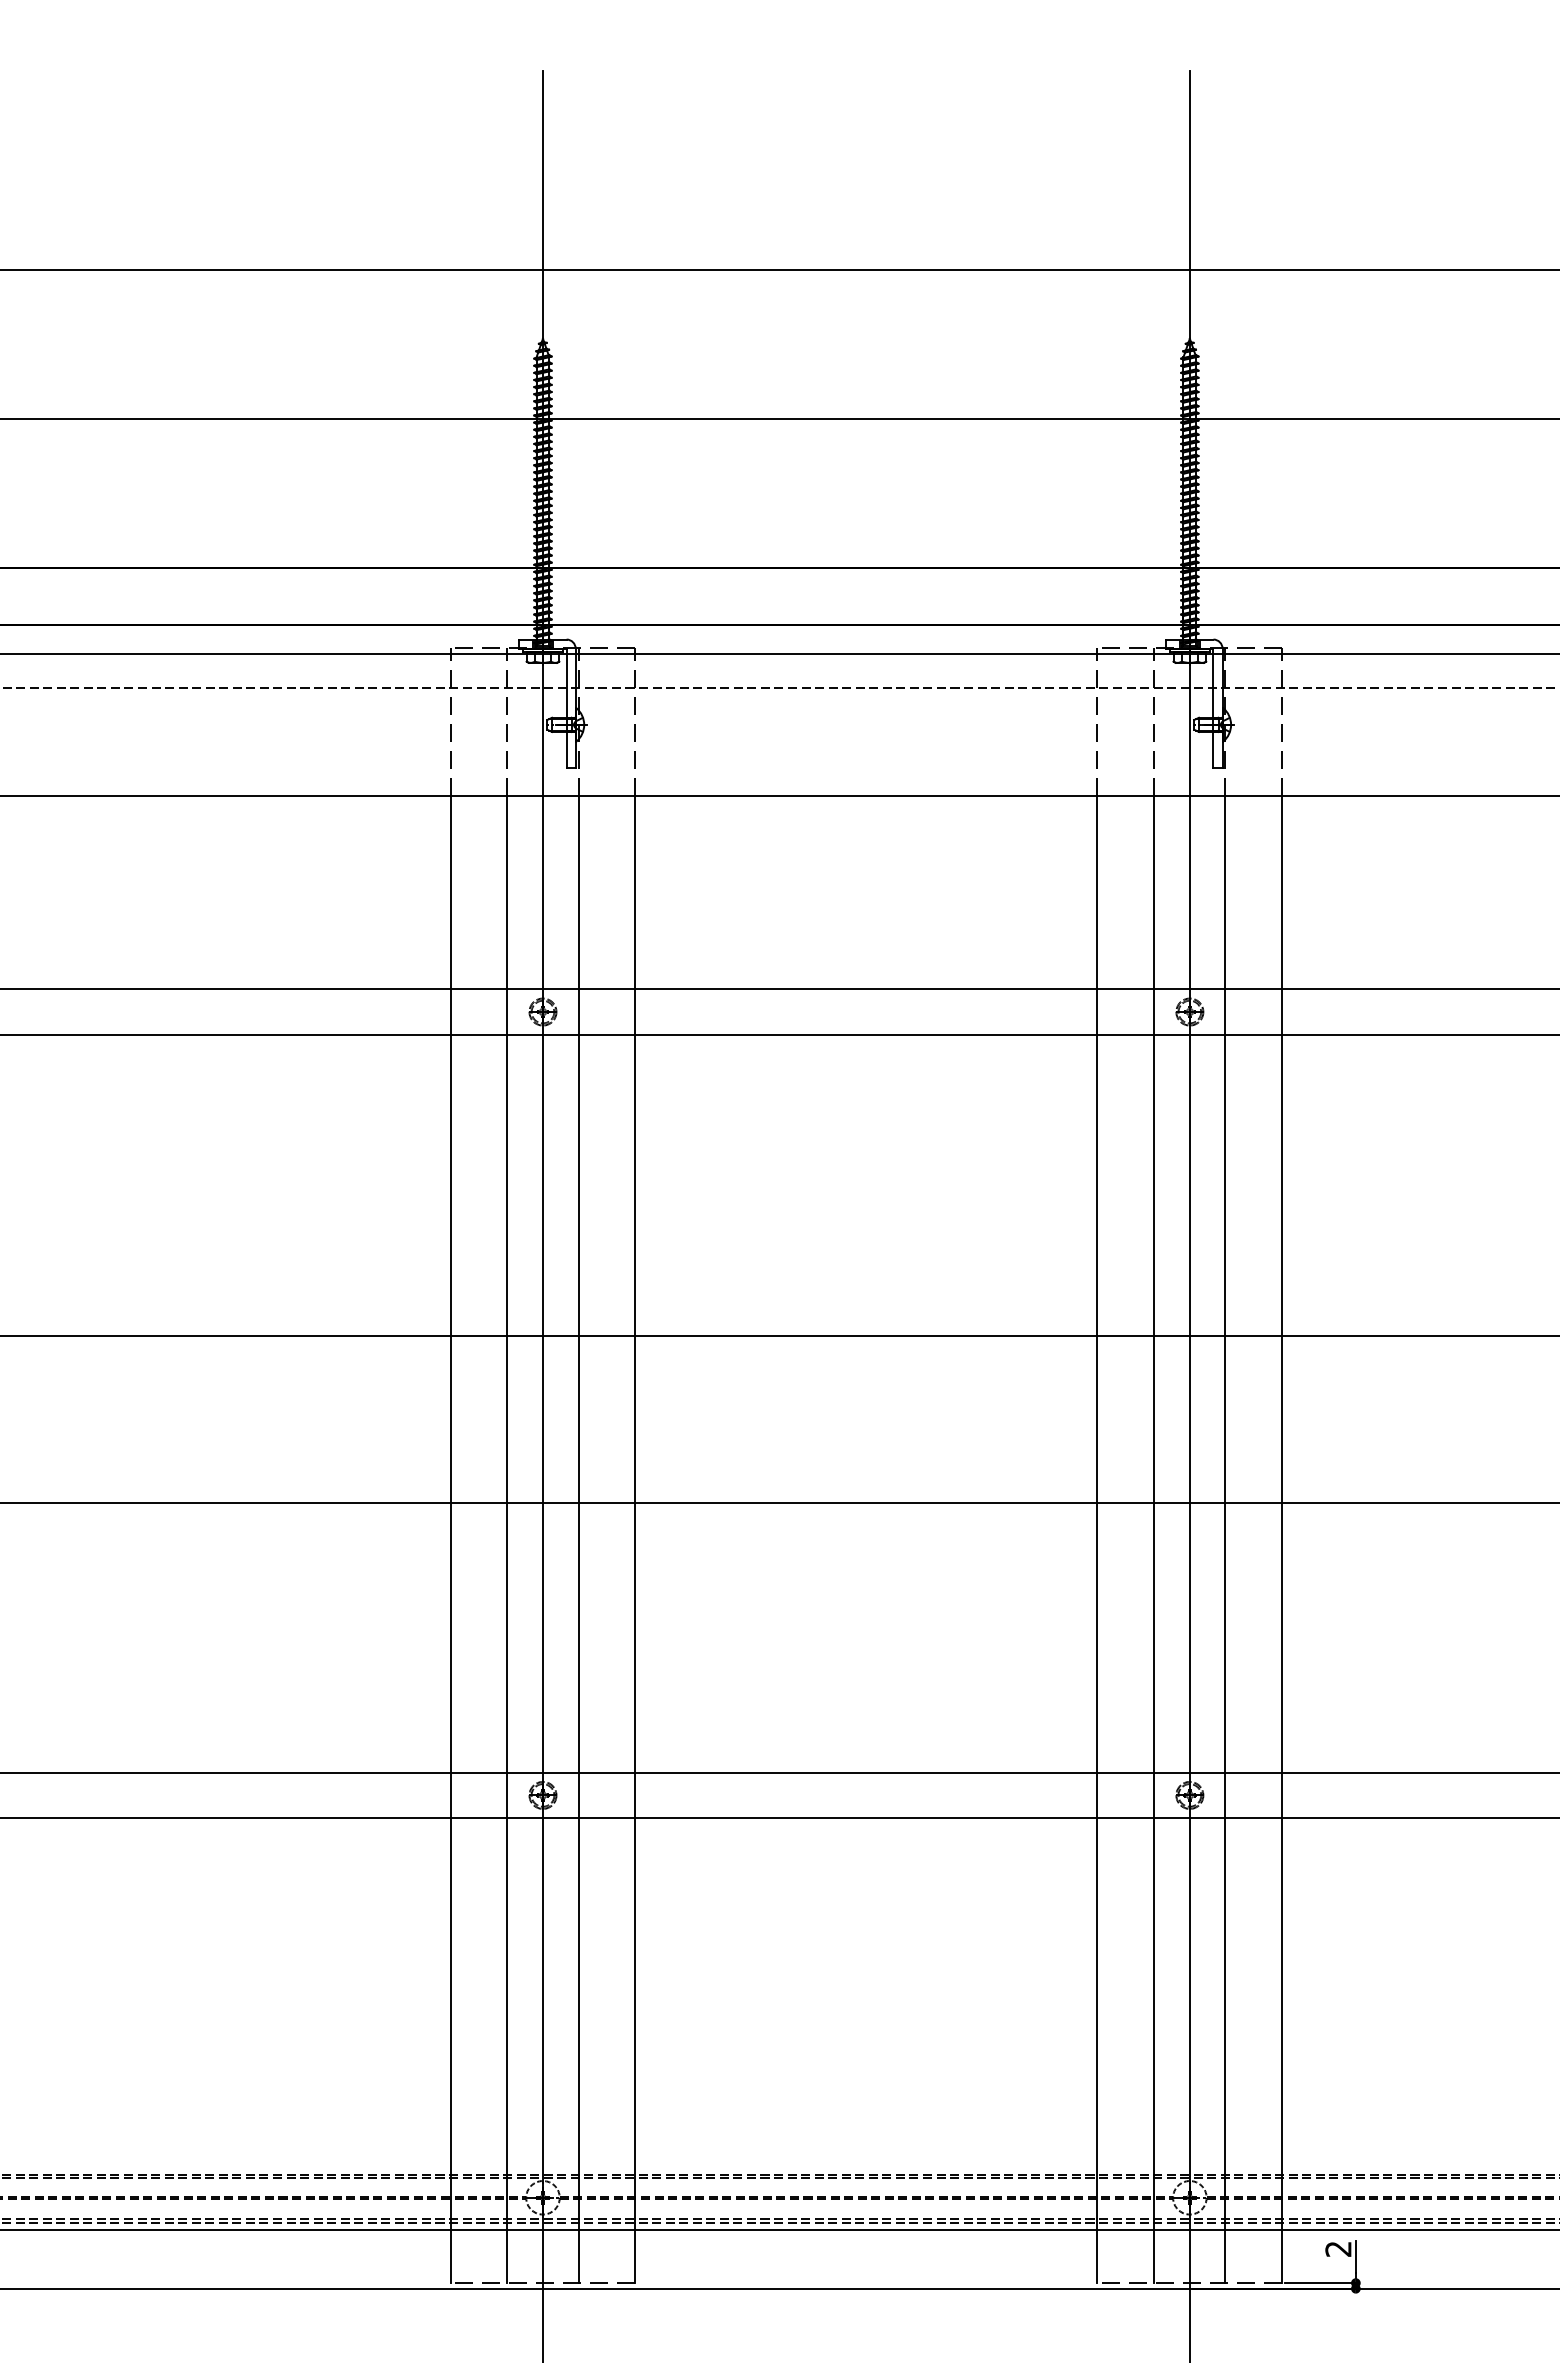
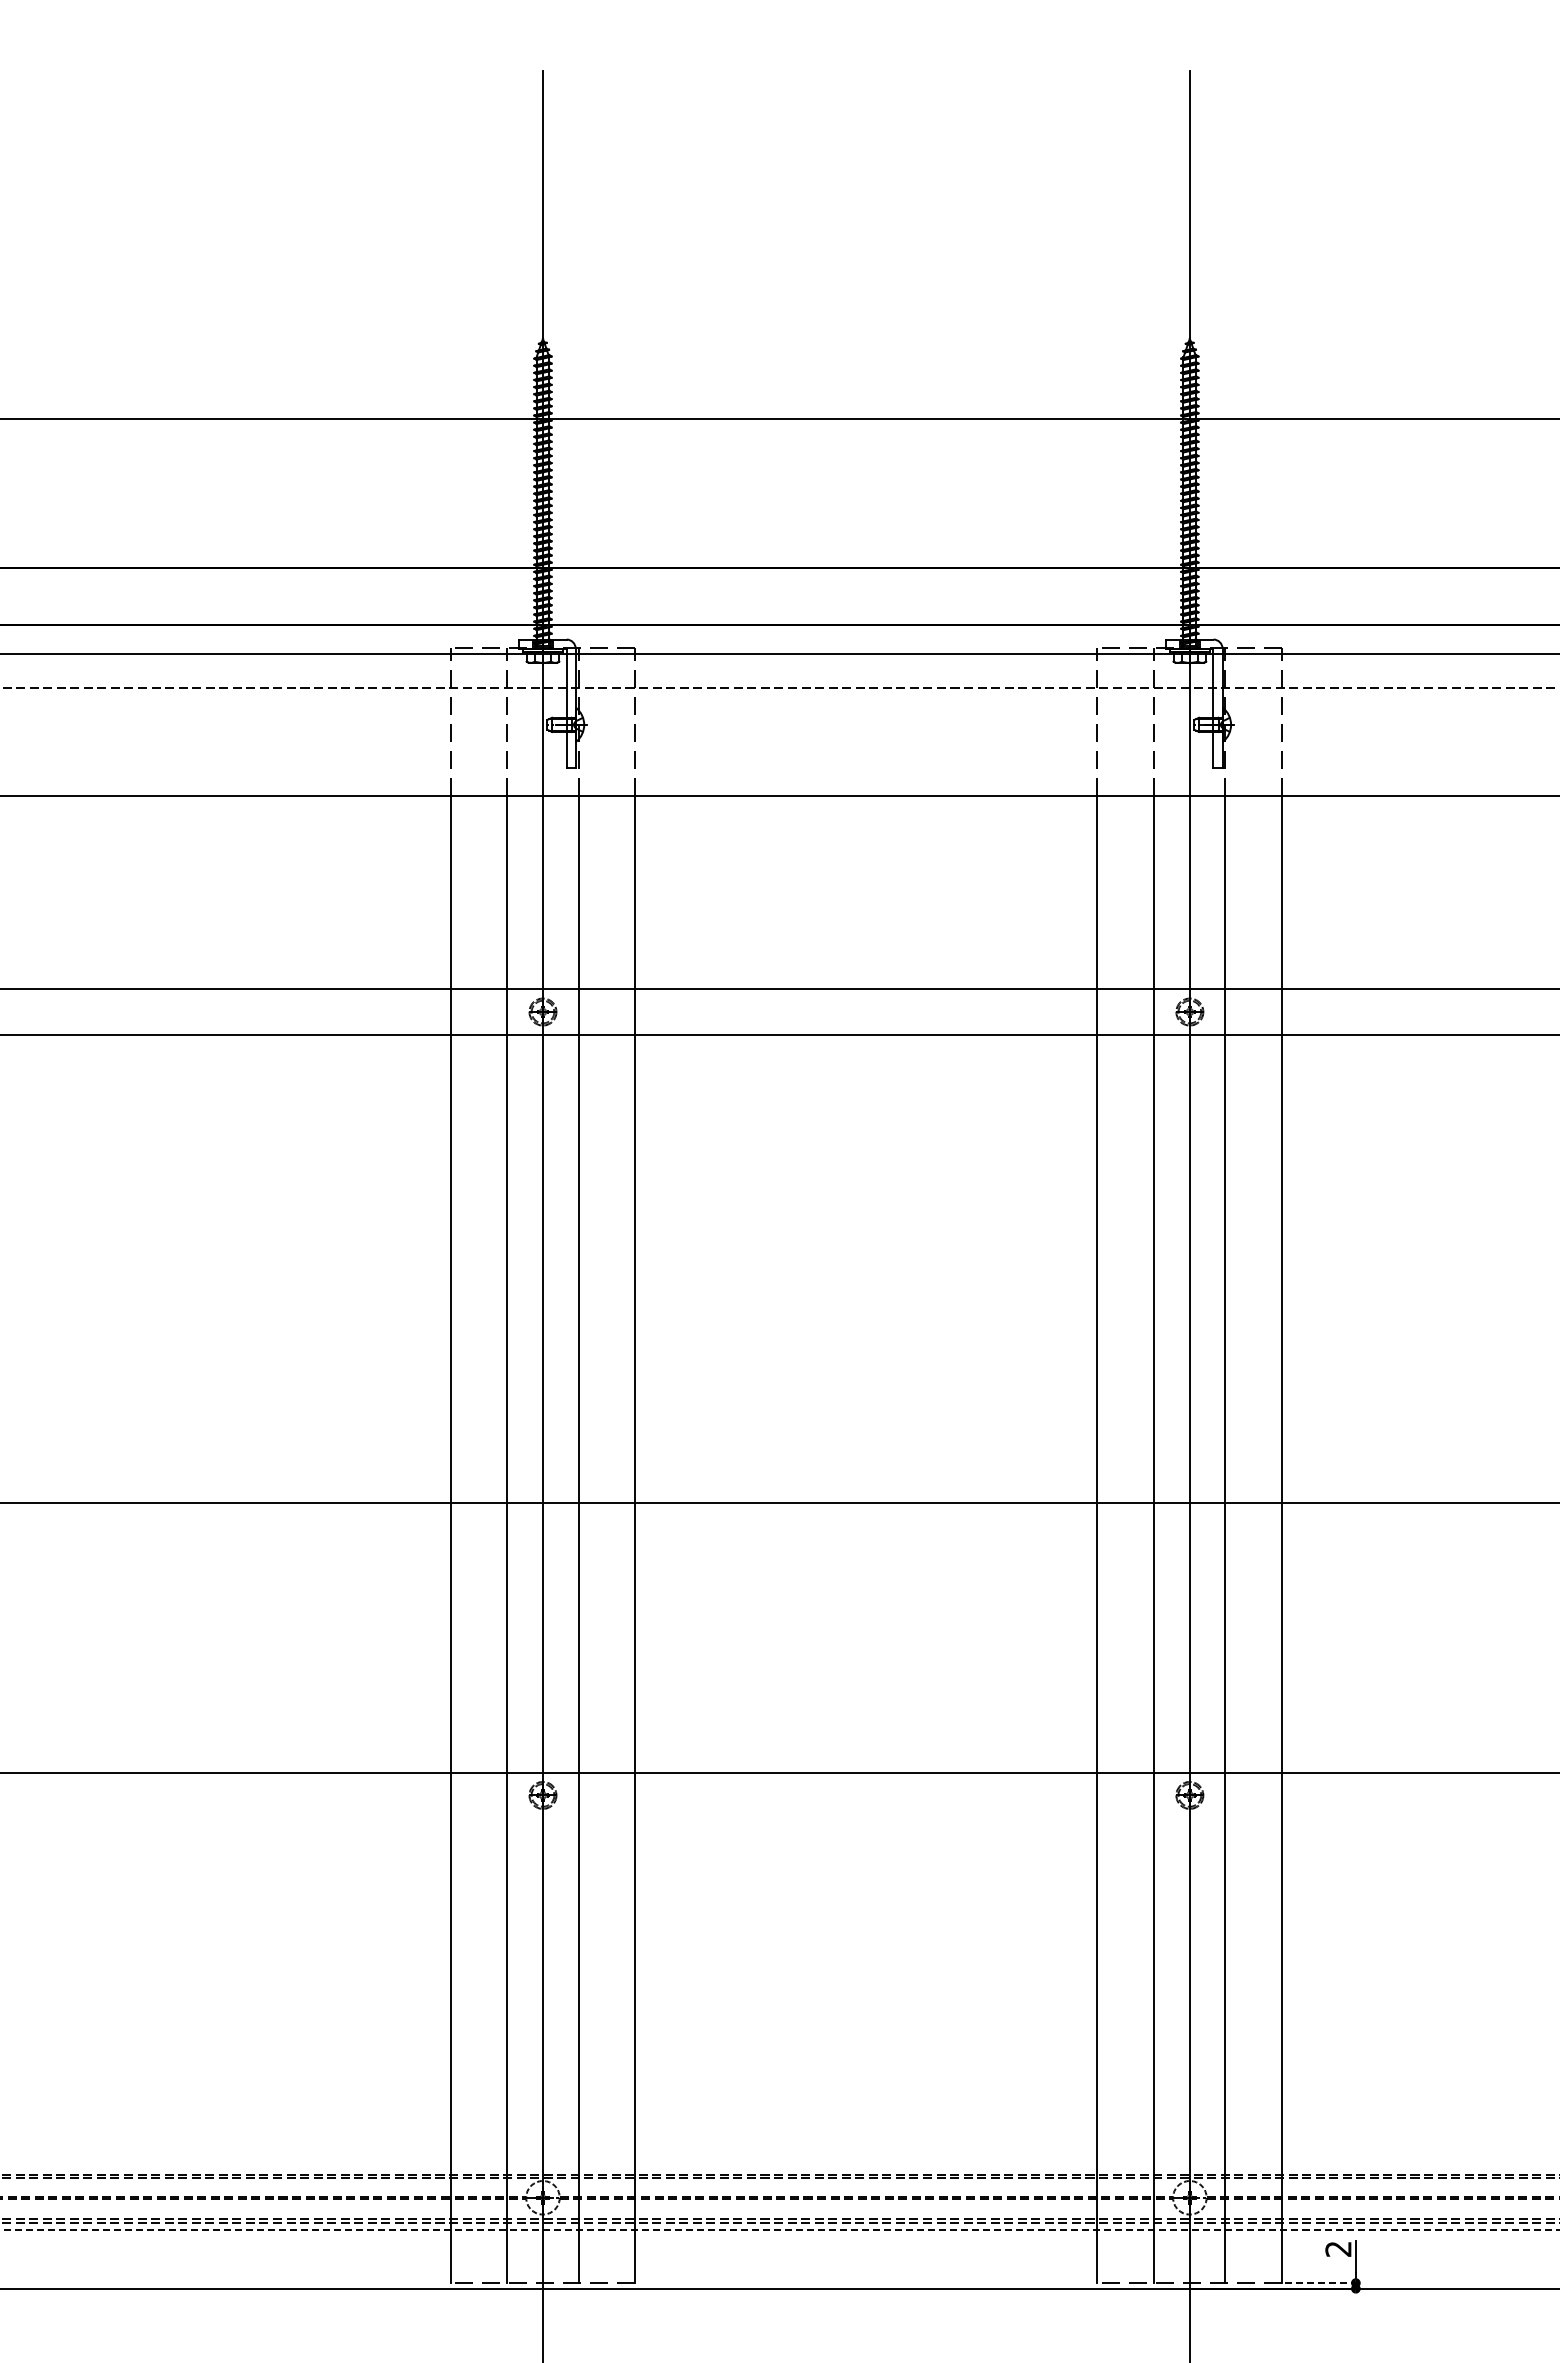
line: present -> none (779, 269)
line: present -> none (779, 1336)
line: present -> none (779, 1818)
line: solid -> dashed (779, 2230)
line: solid -> dashed (1321, 2283)
